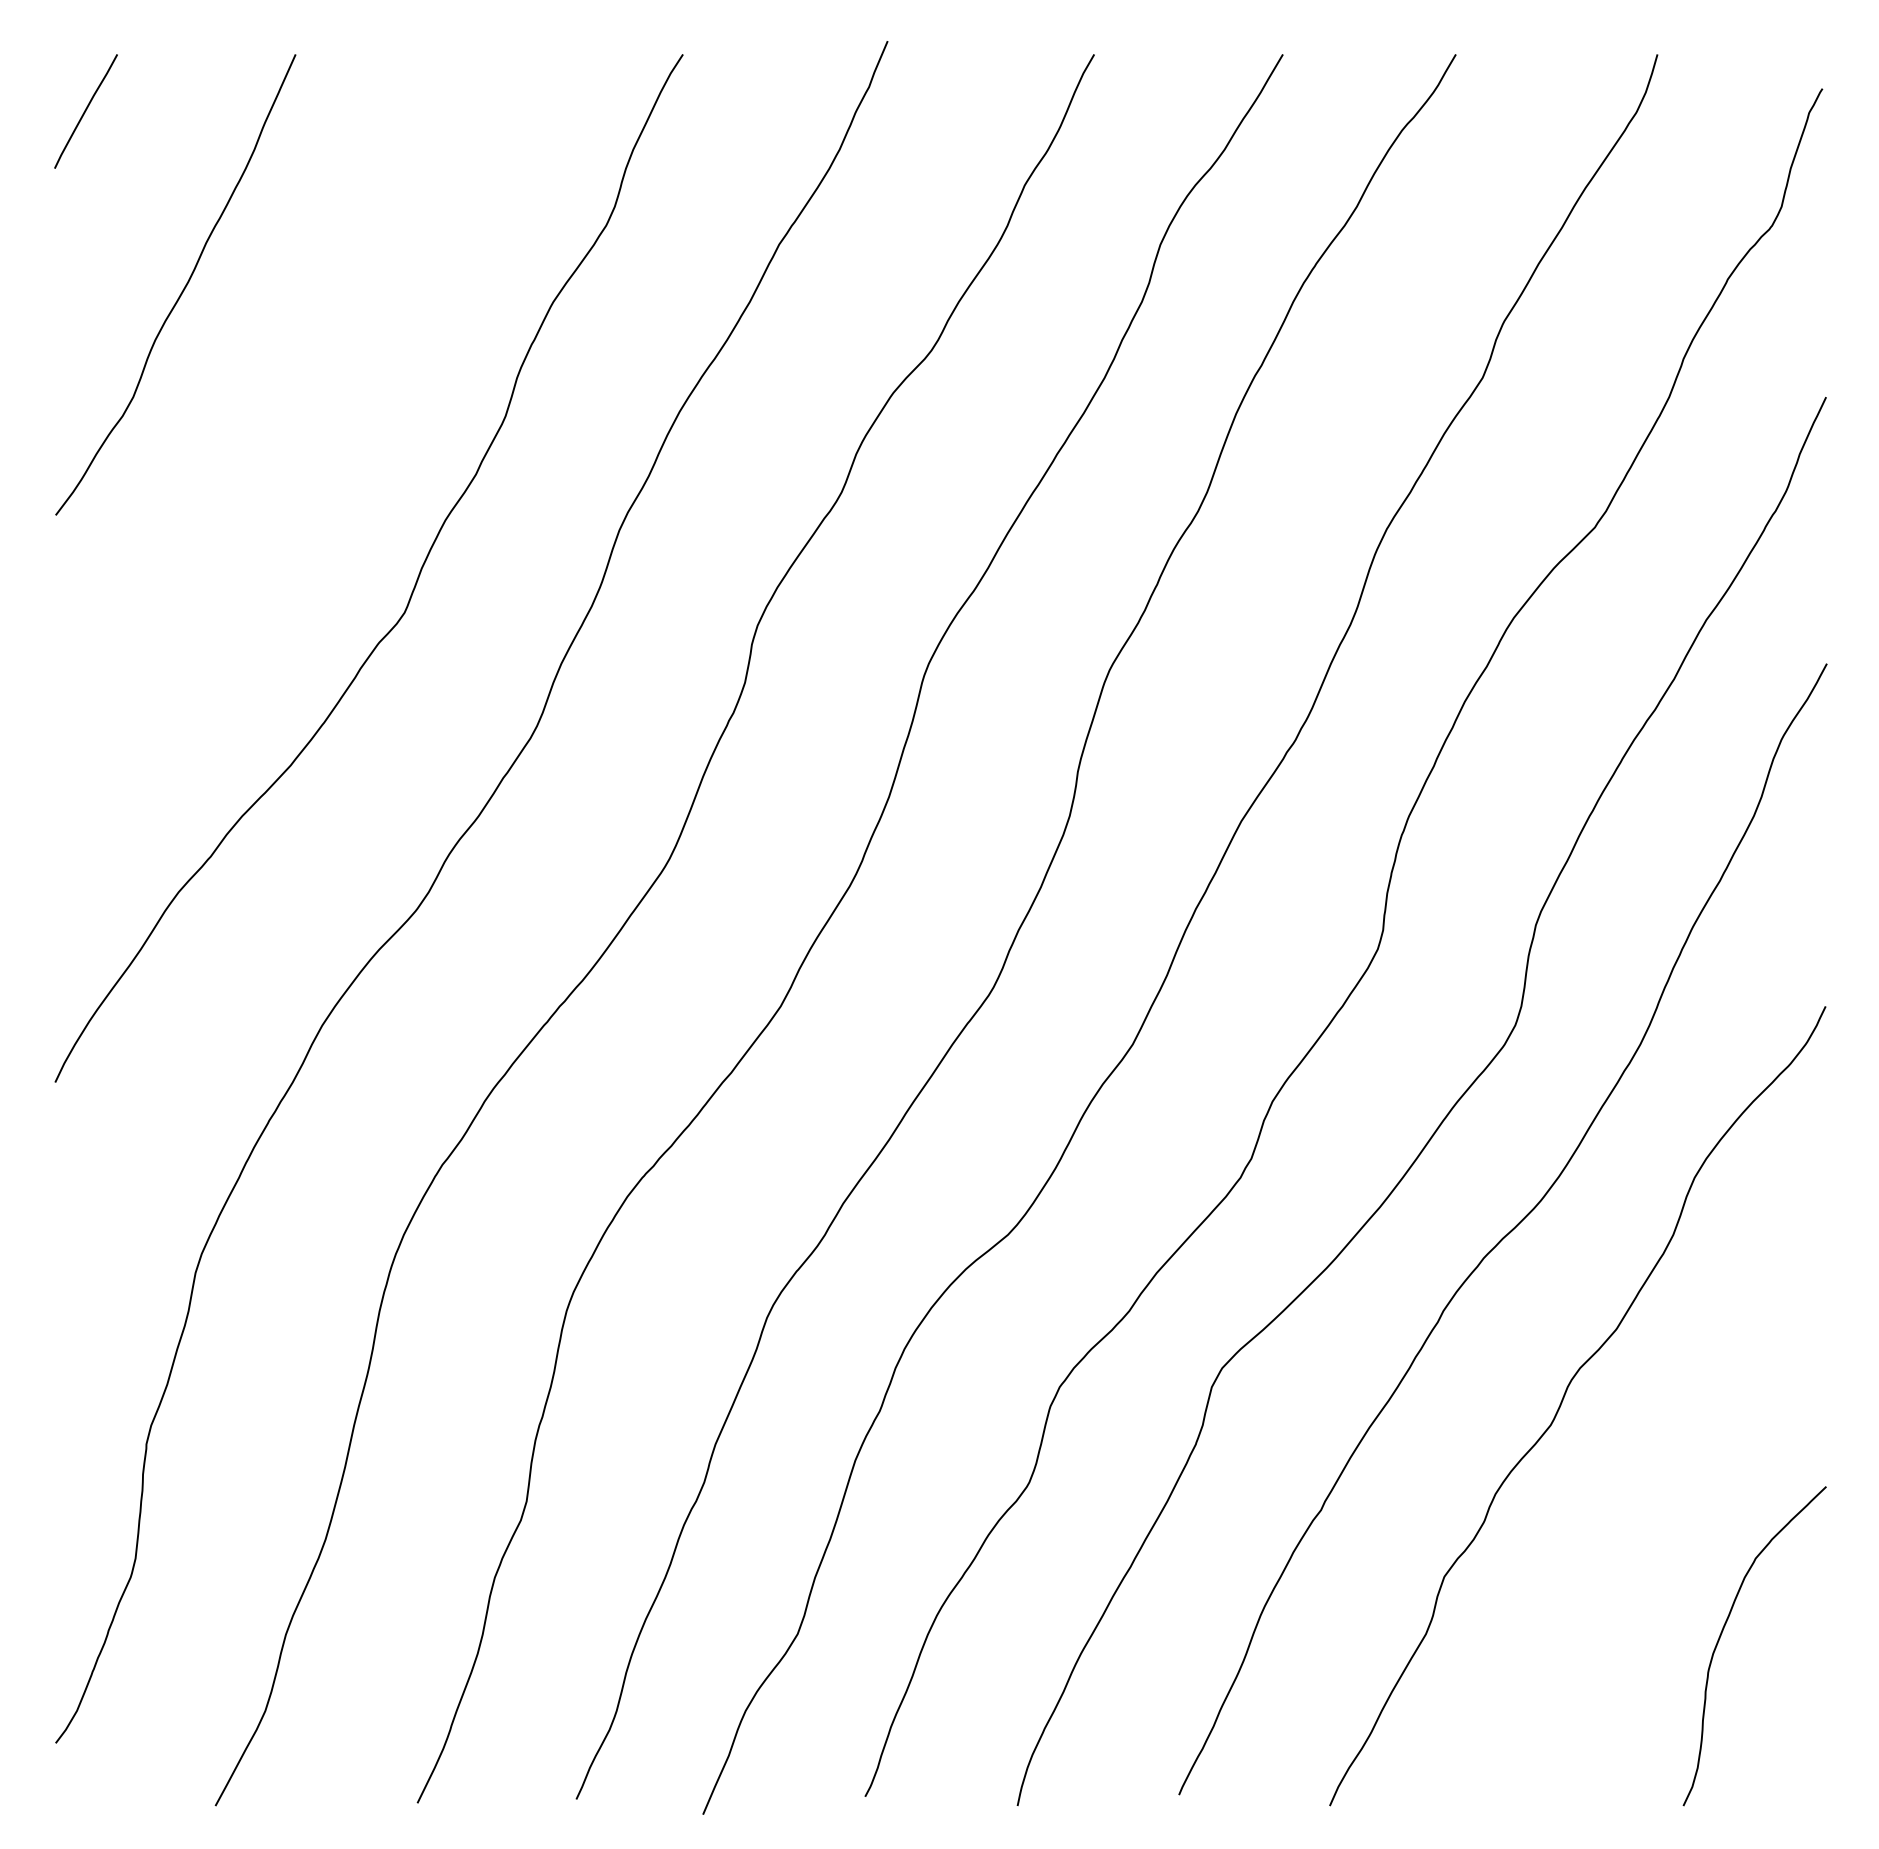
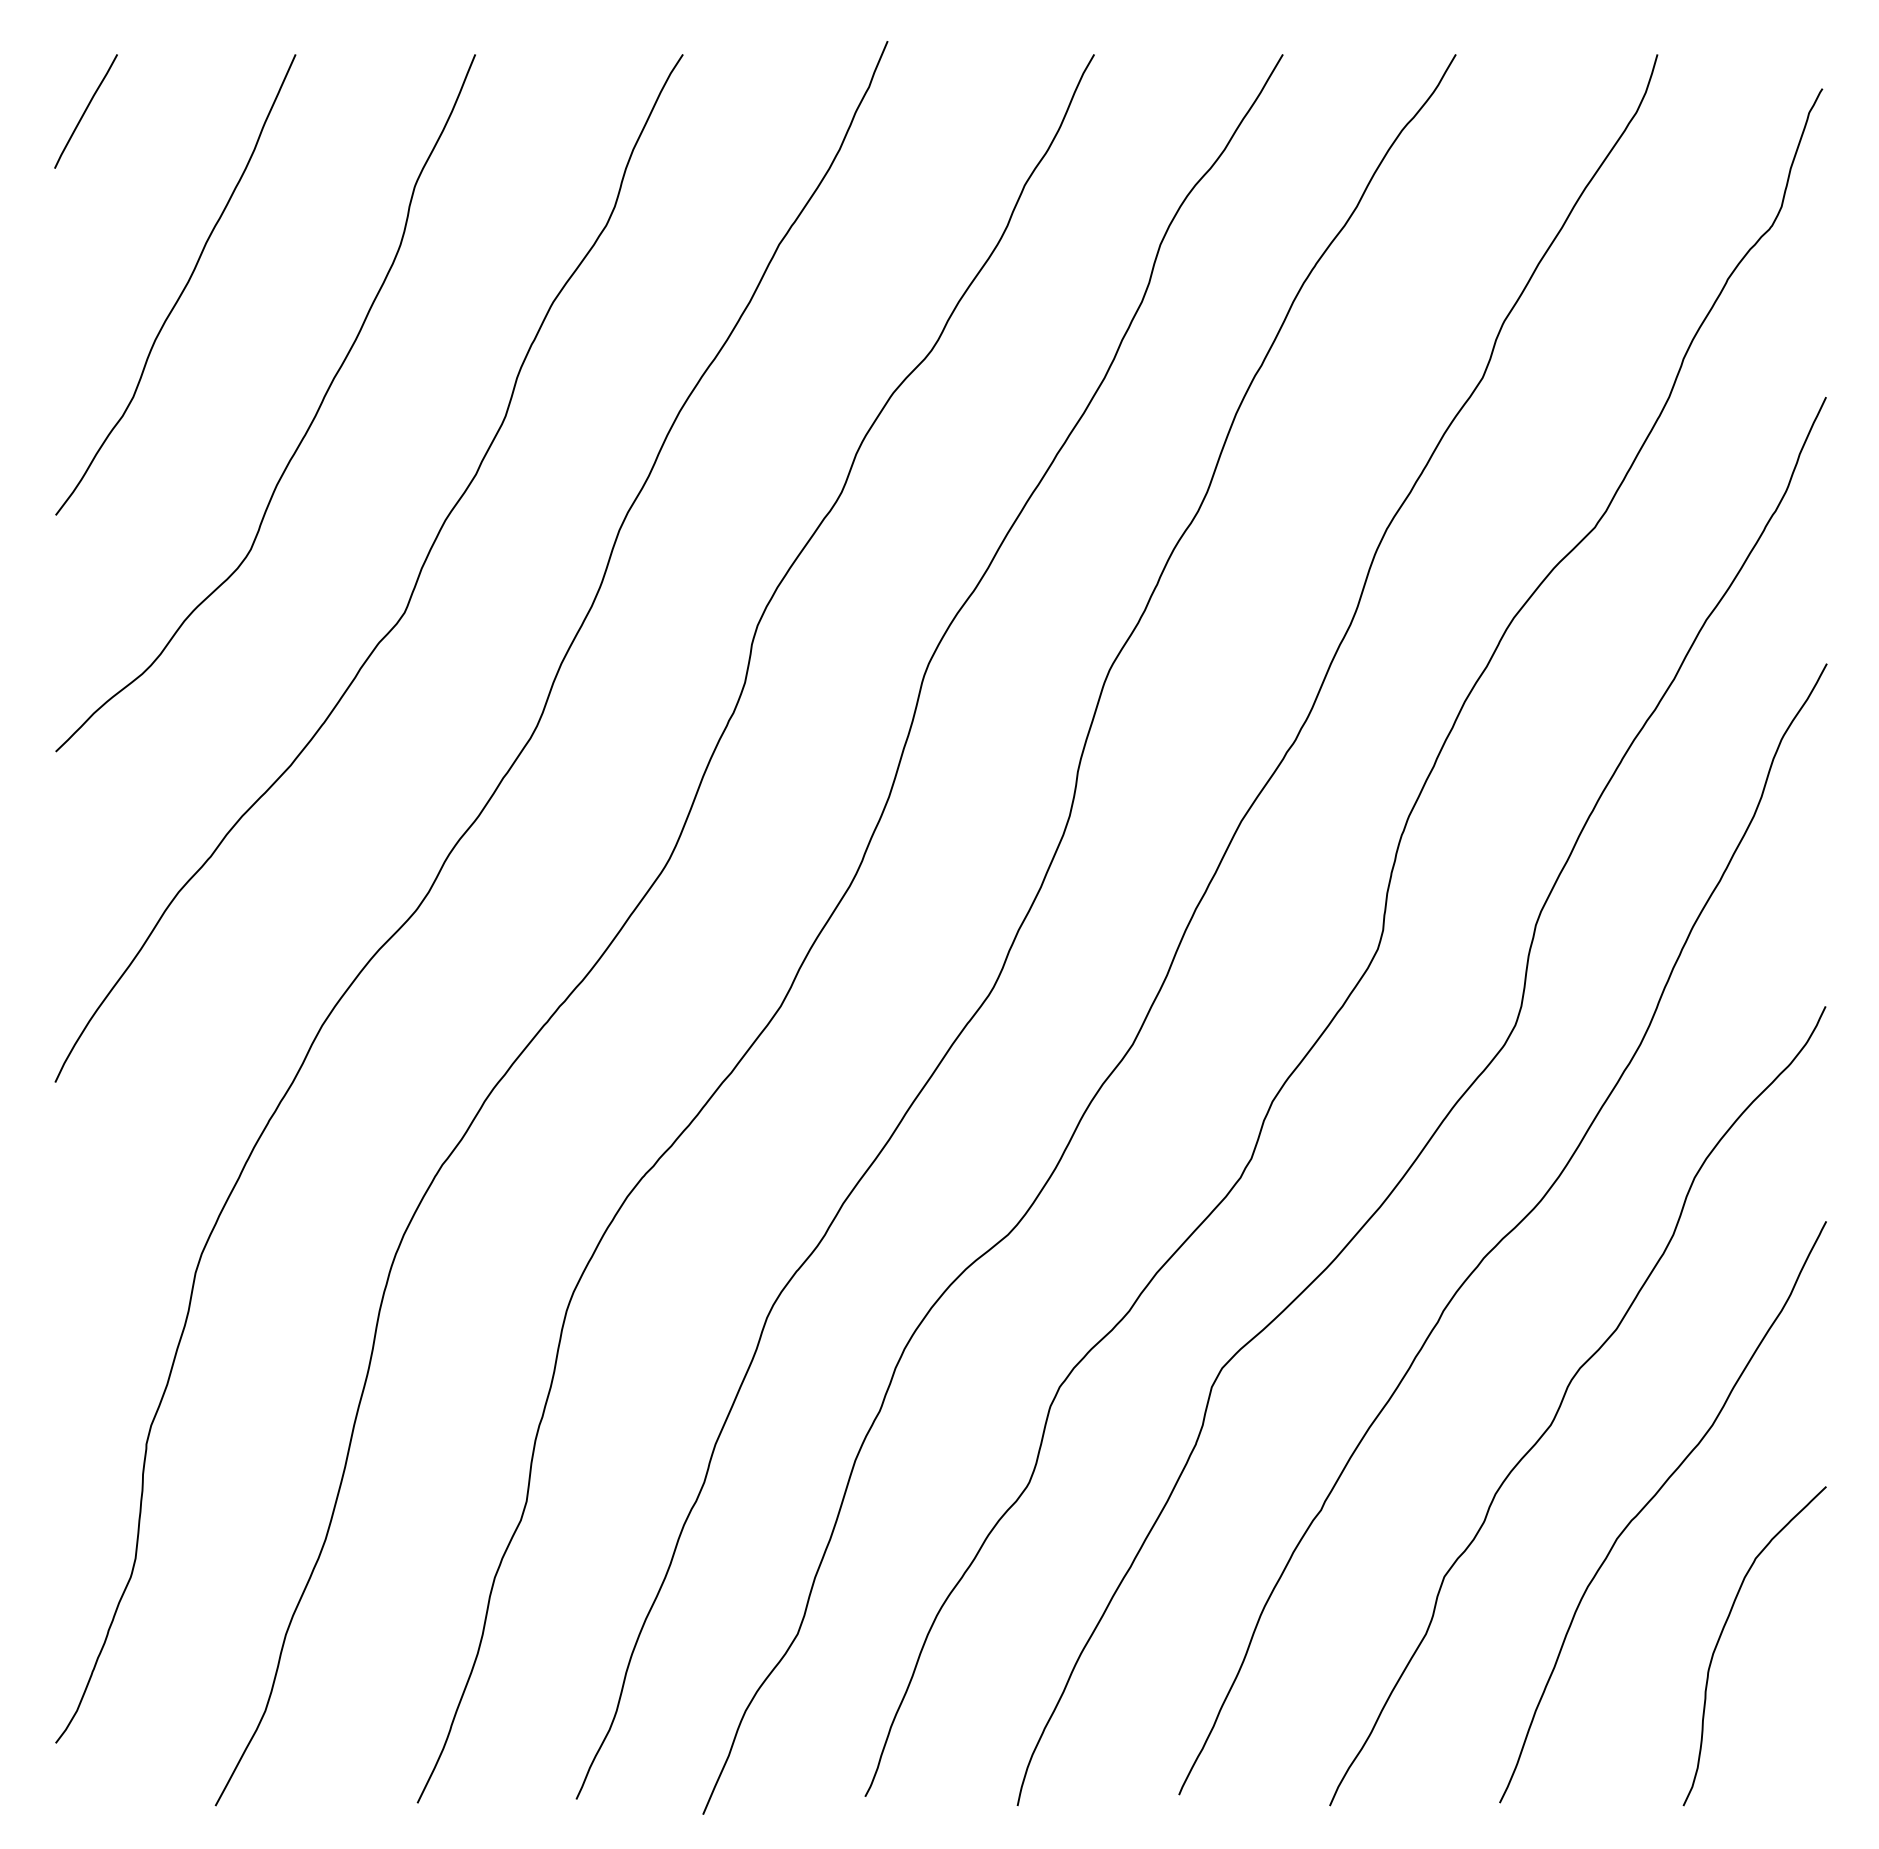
curve: none -> present (309, 424)
curve: none -> present (1651, 1500)
